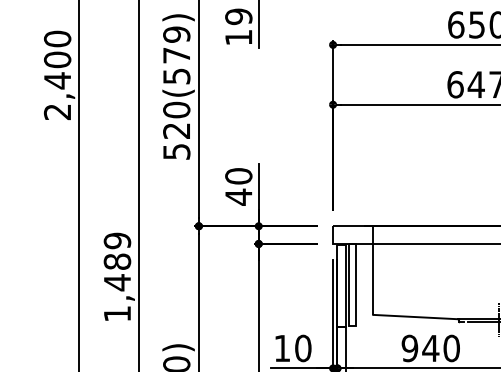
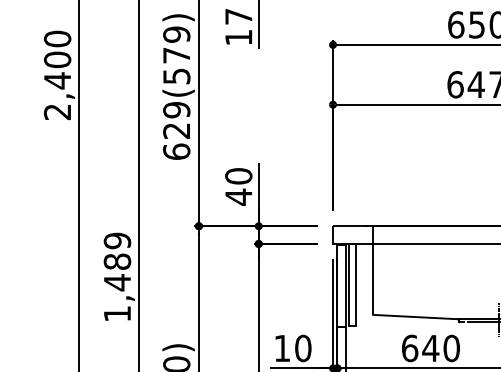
text: 19 -> 17 (238, 16)
text: 520(579) -> 629(579) (176, 130)
text: 940 -> 640 (409, 348)
